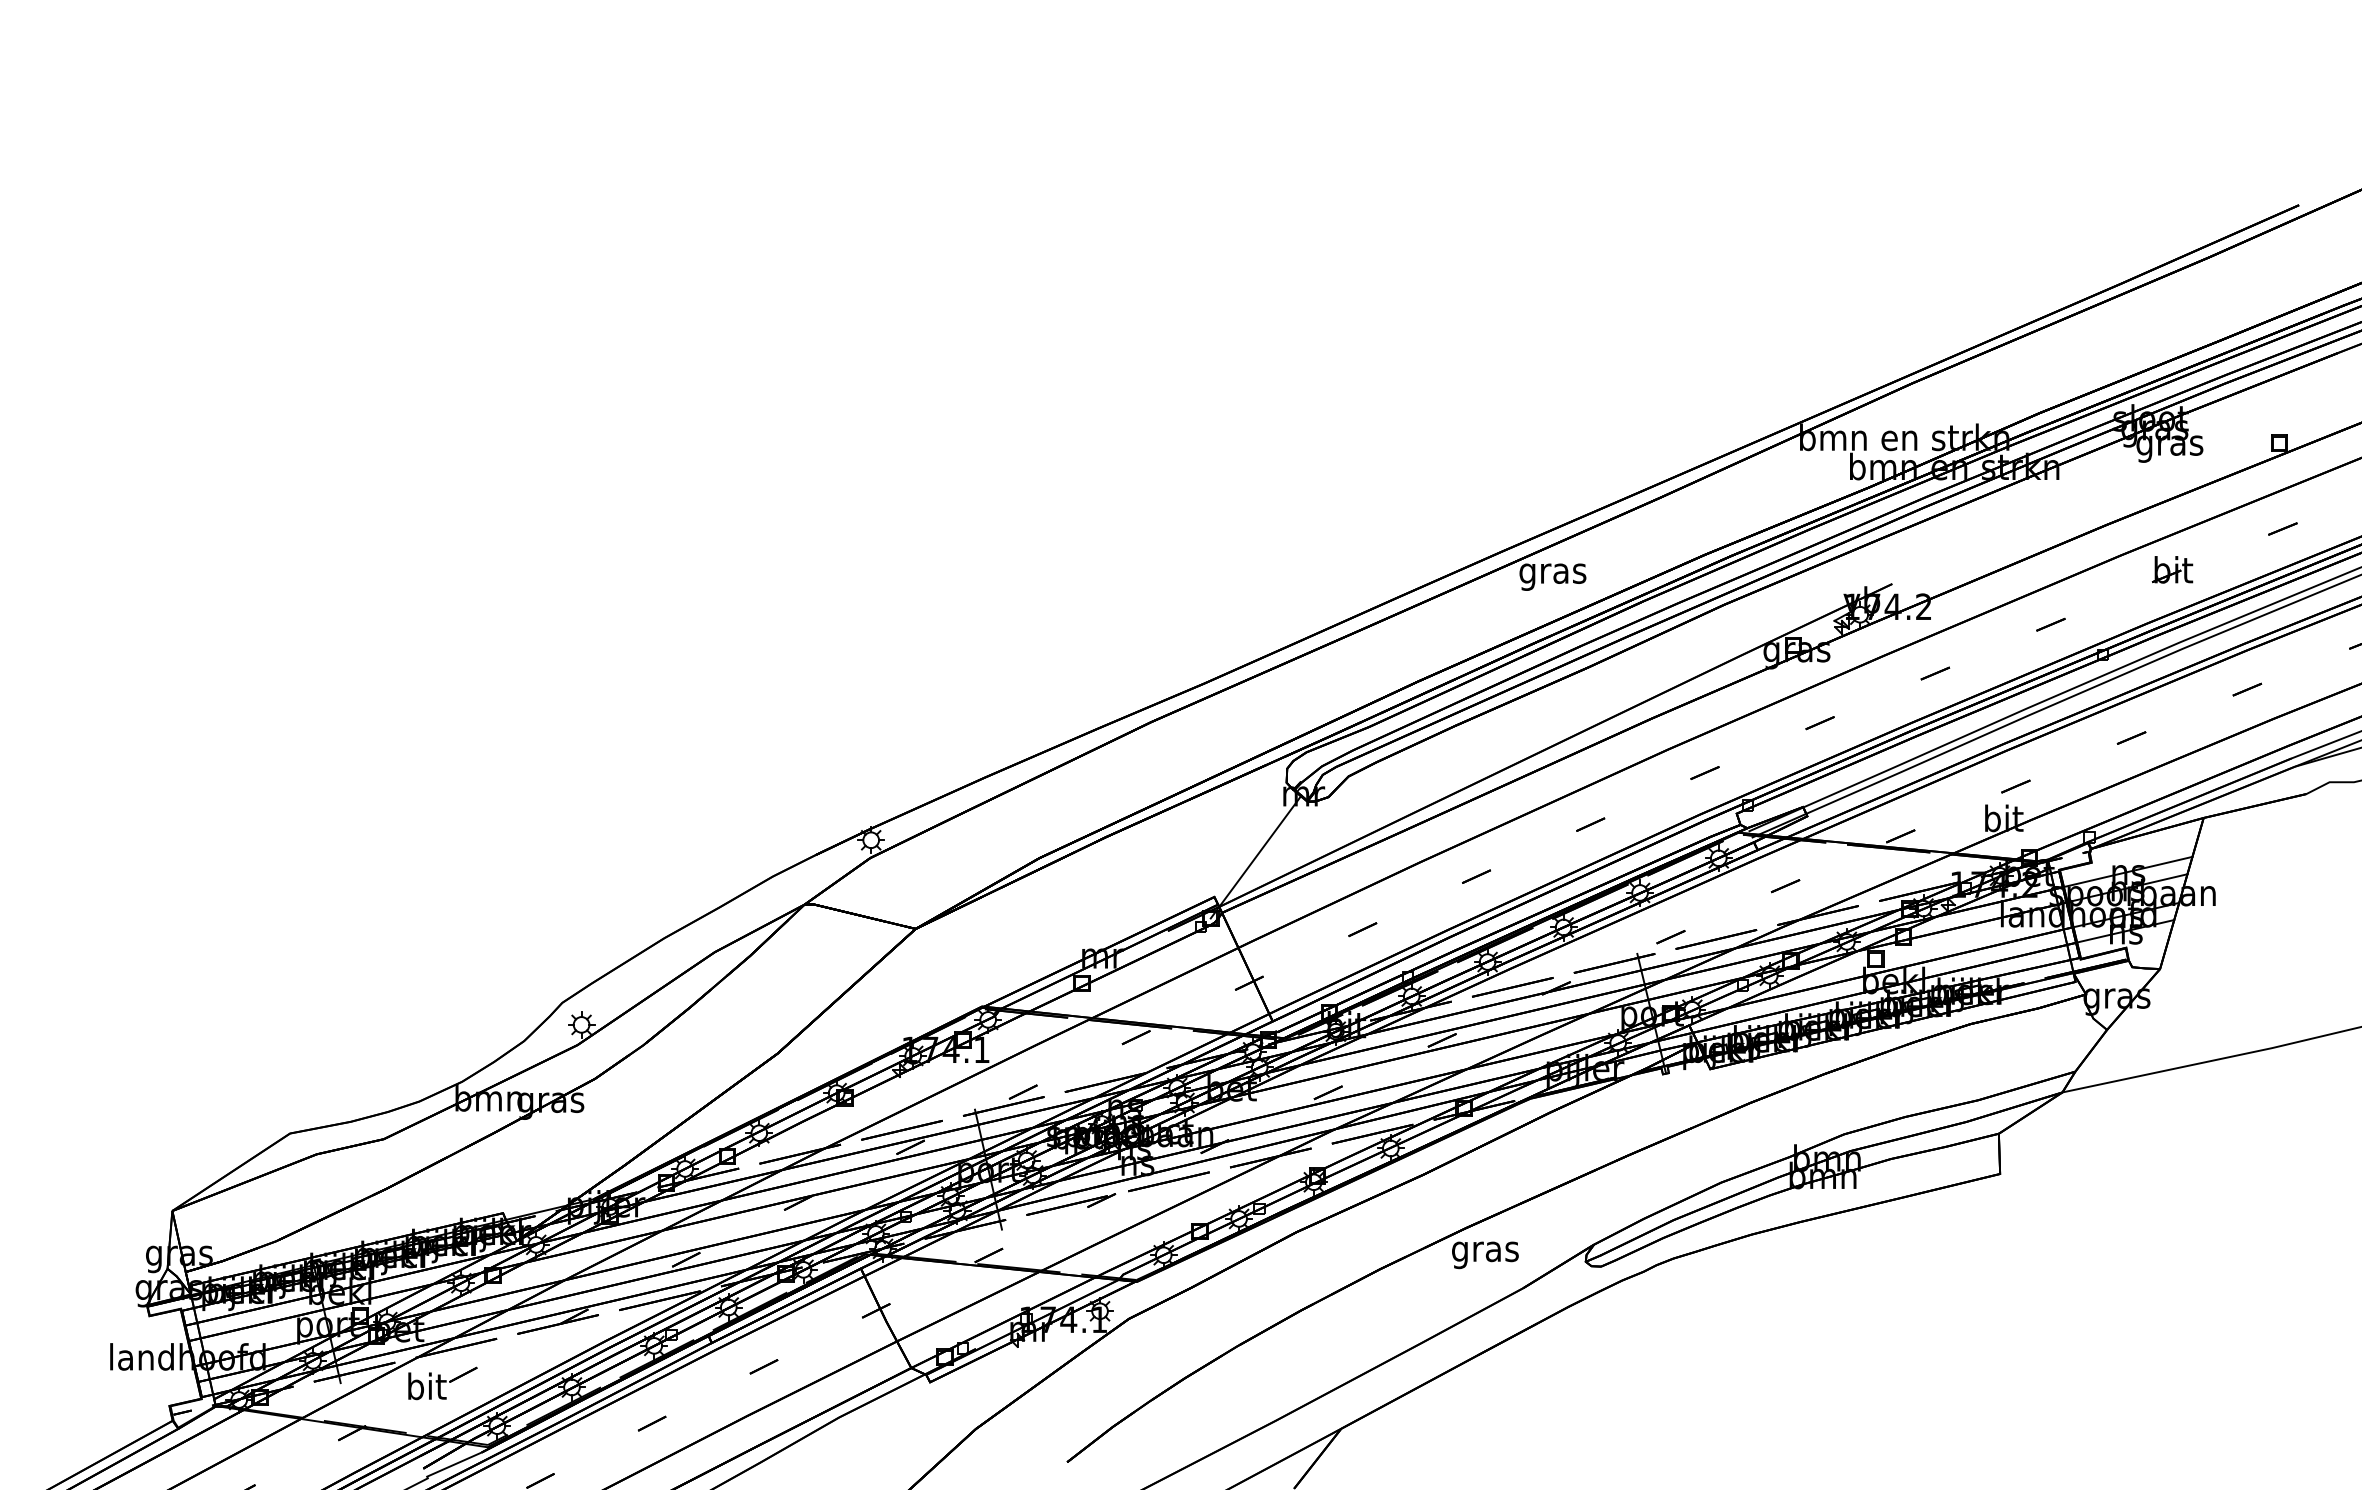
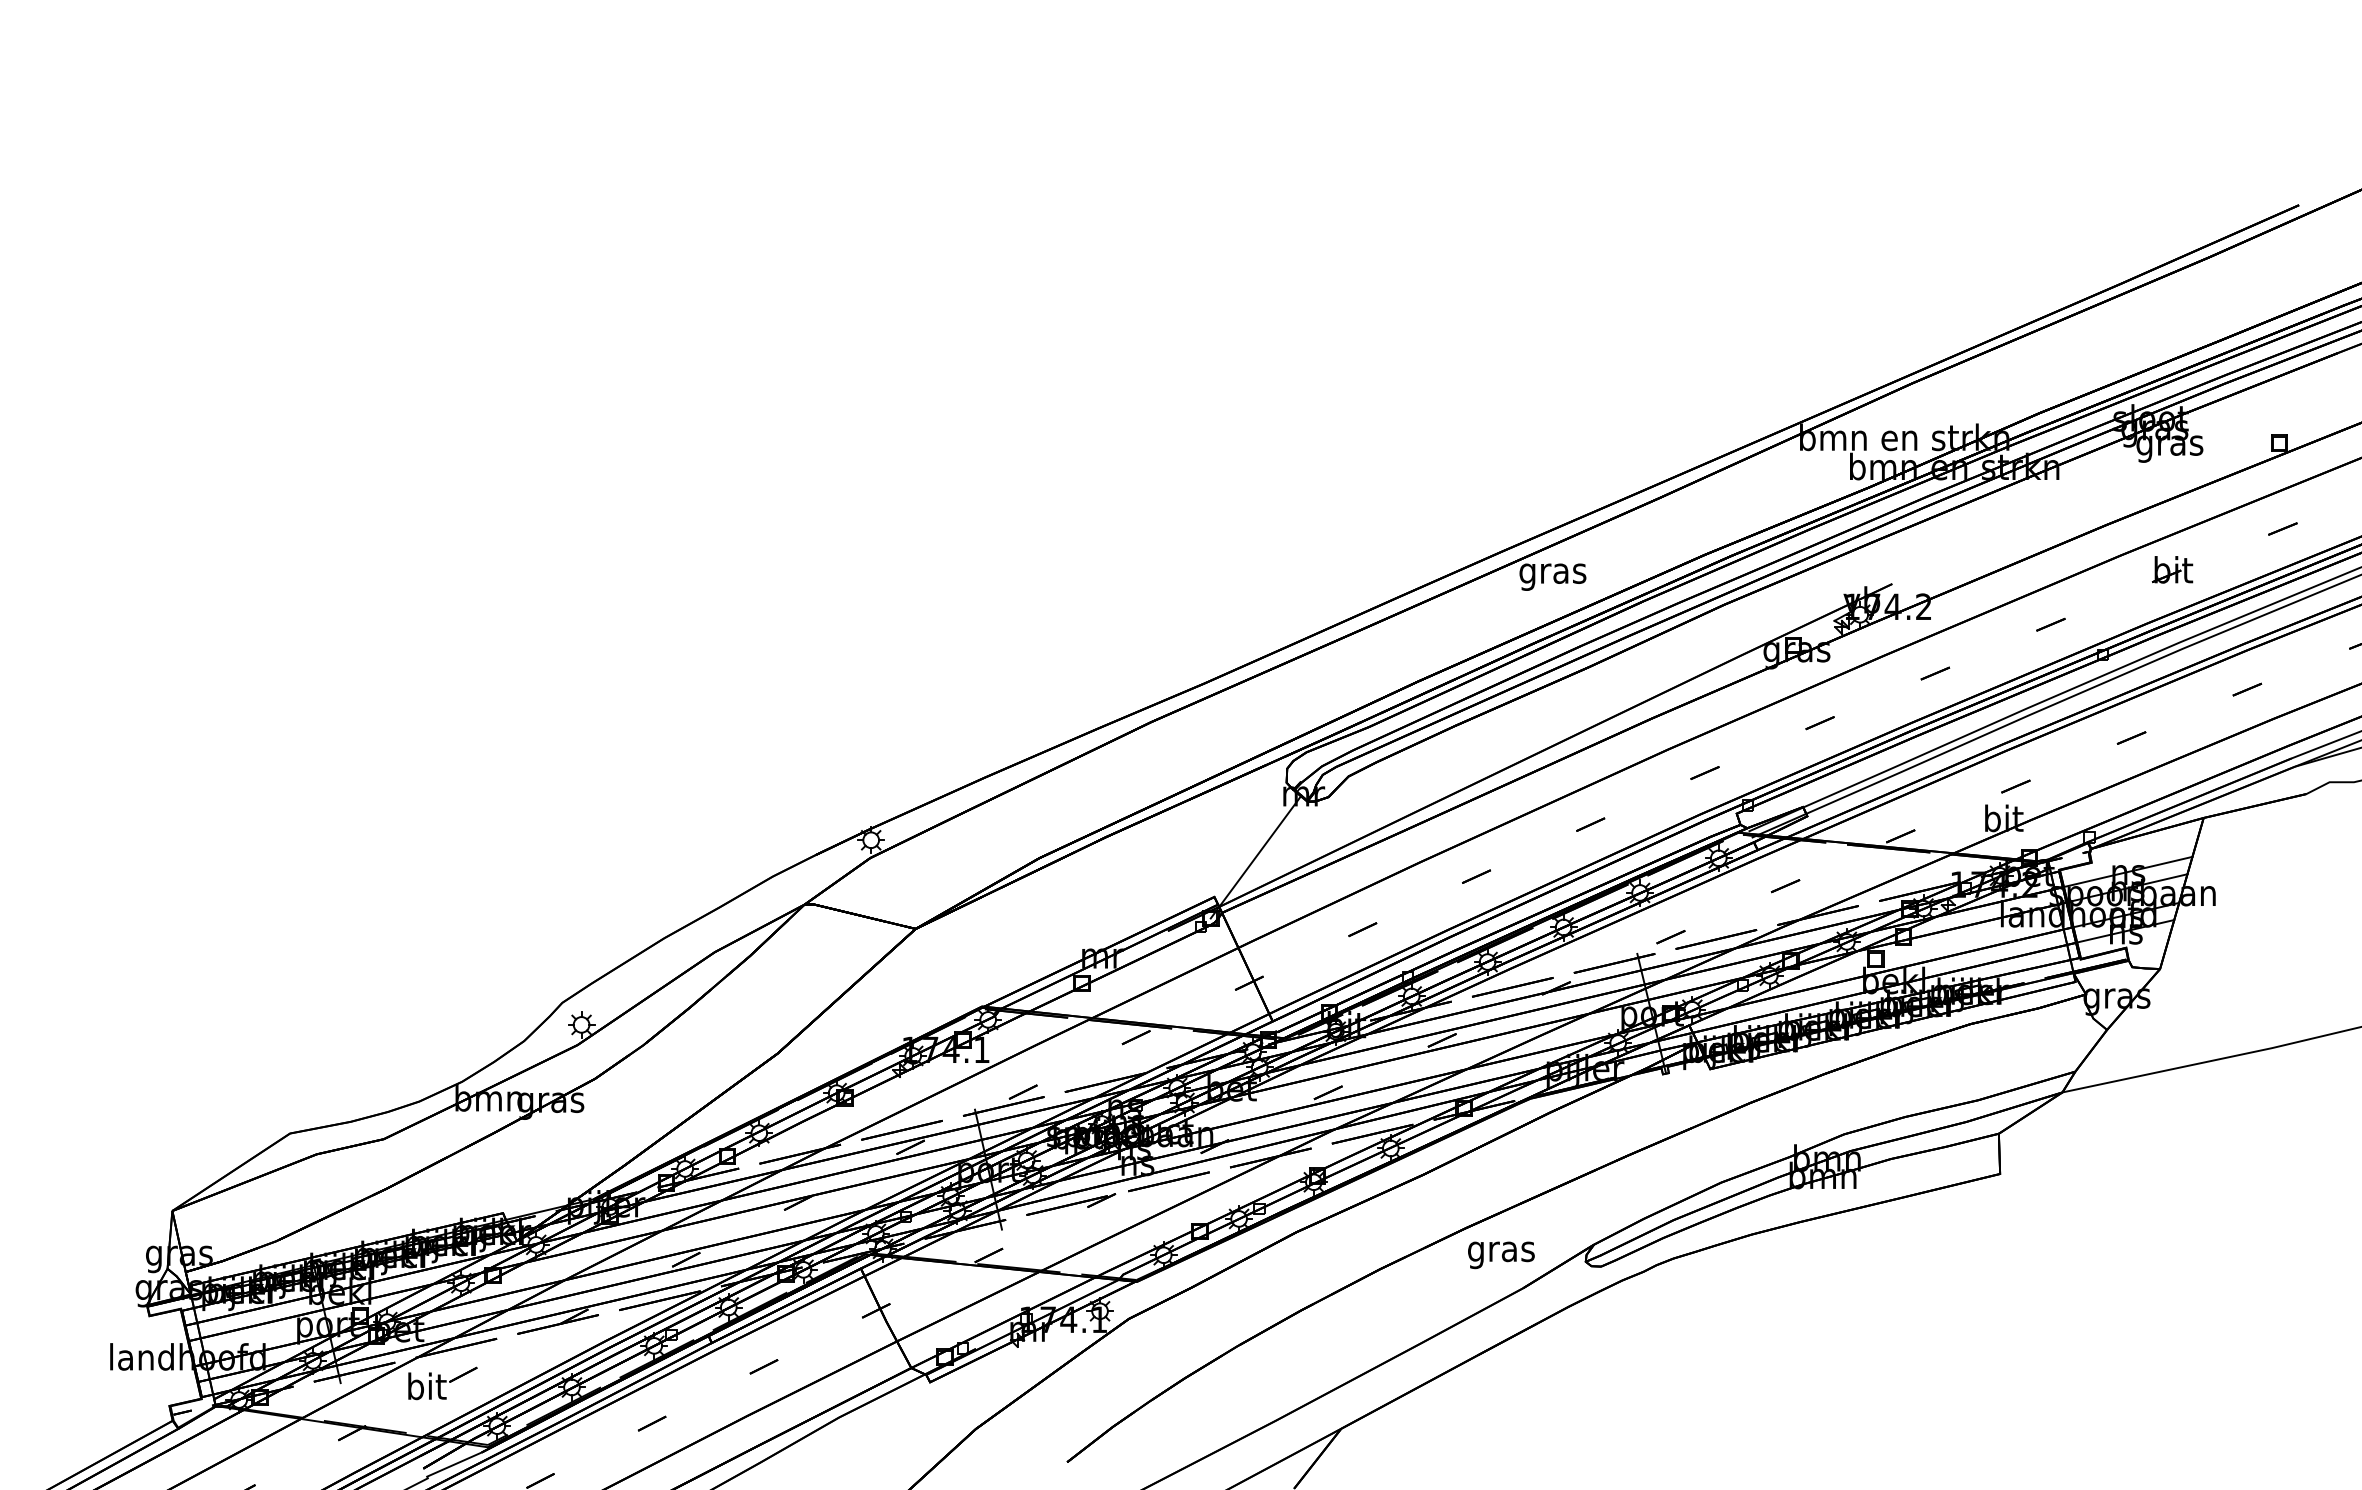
text position: (1485, 1255) -> (1501, 1255) (1501, 1255)
